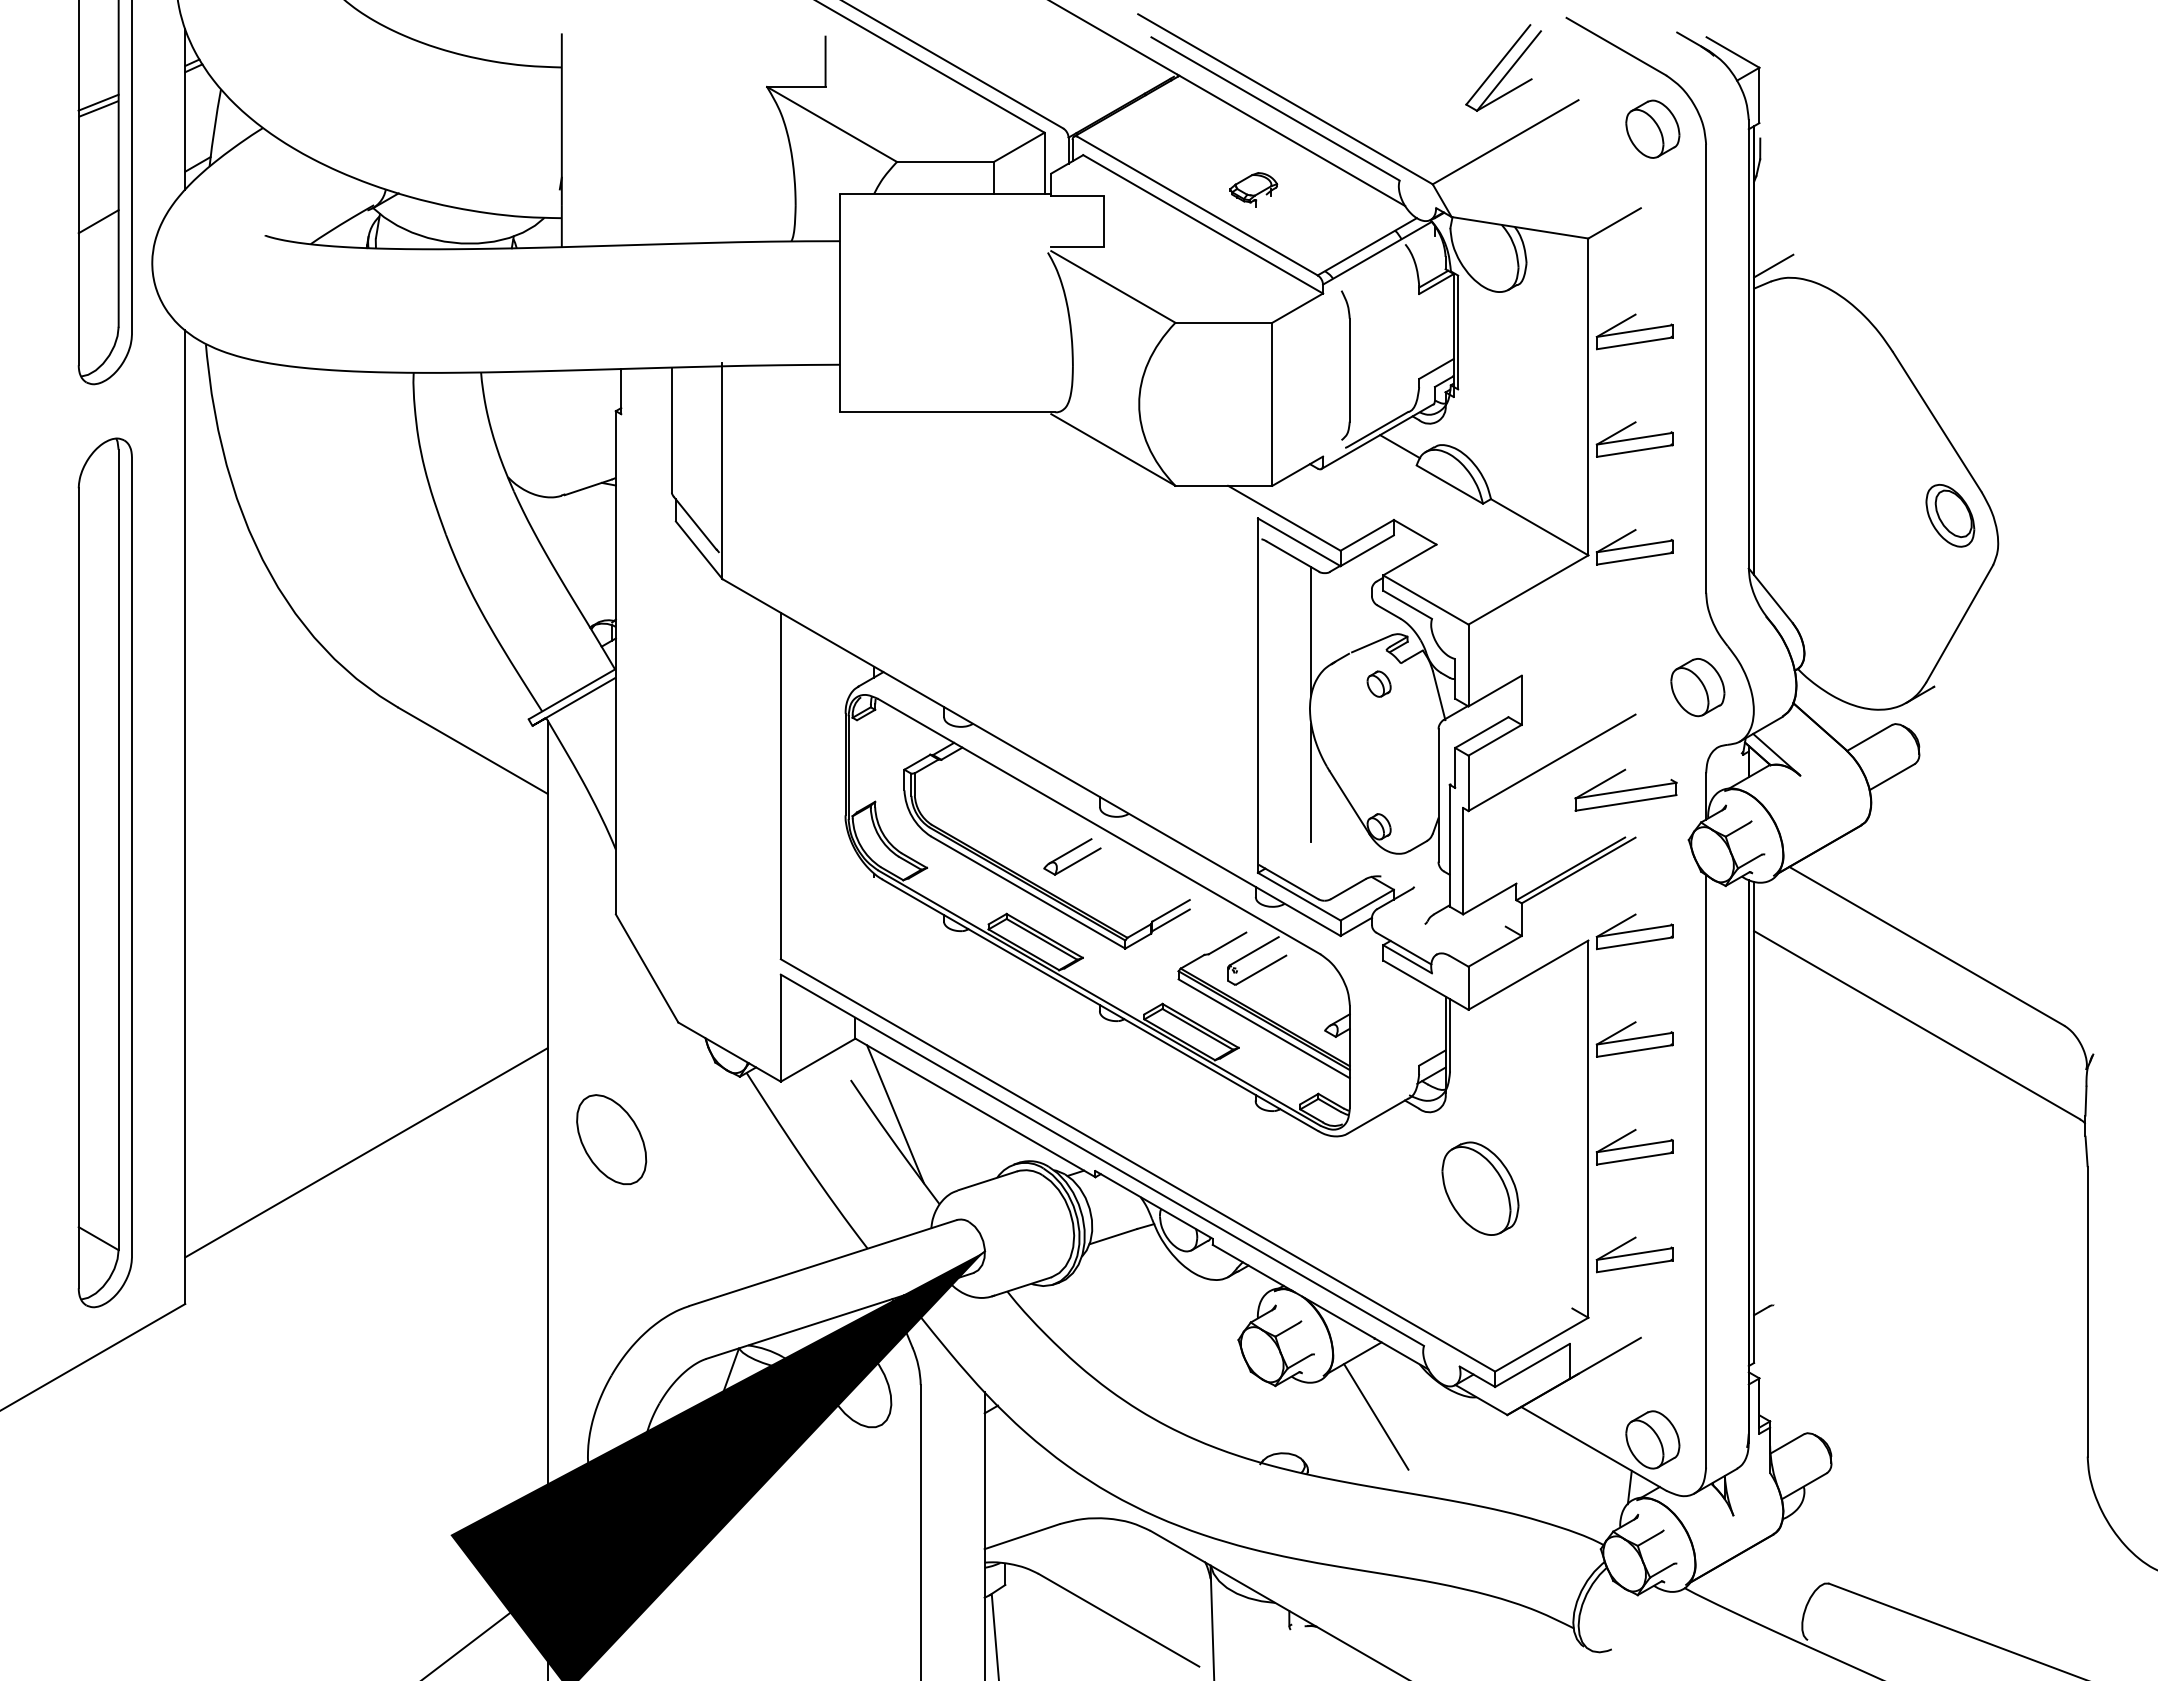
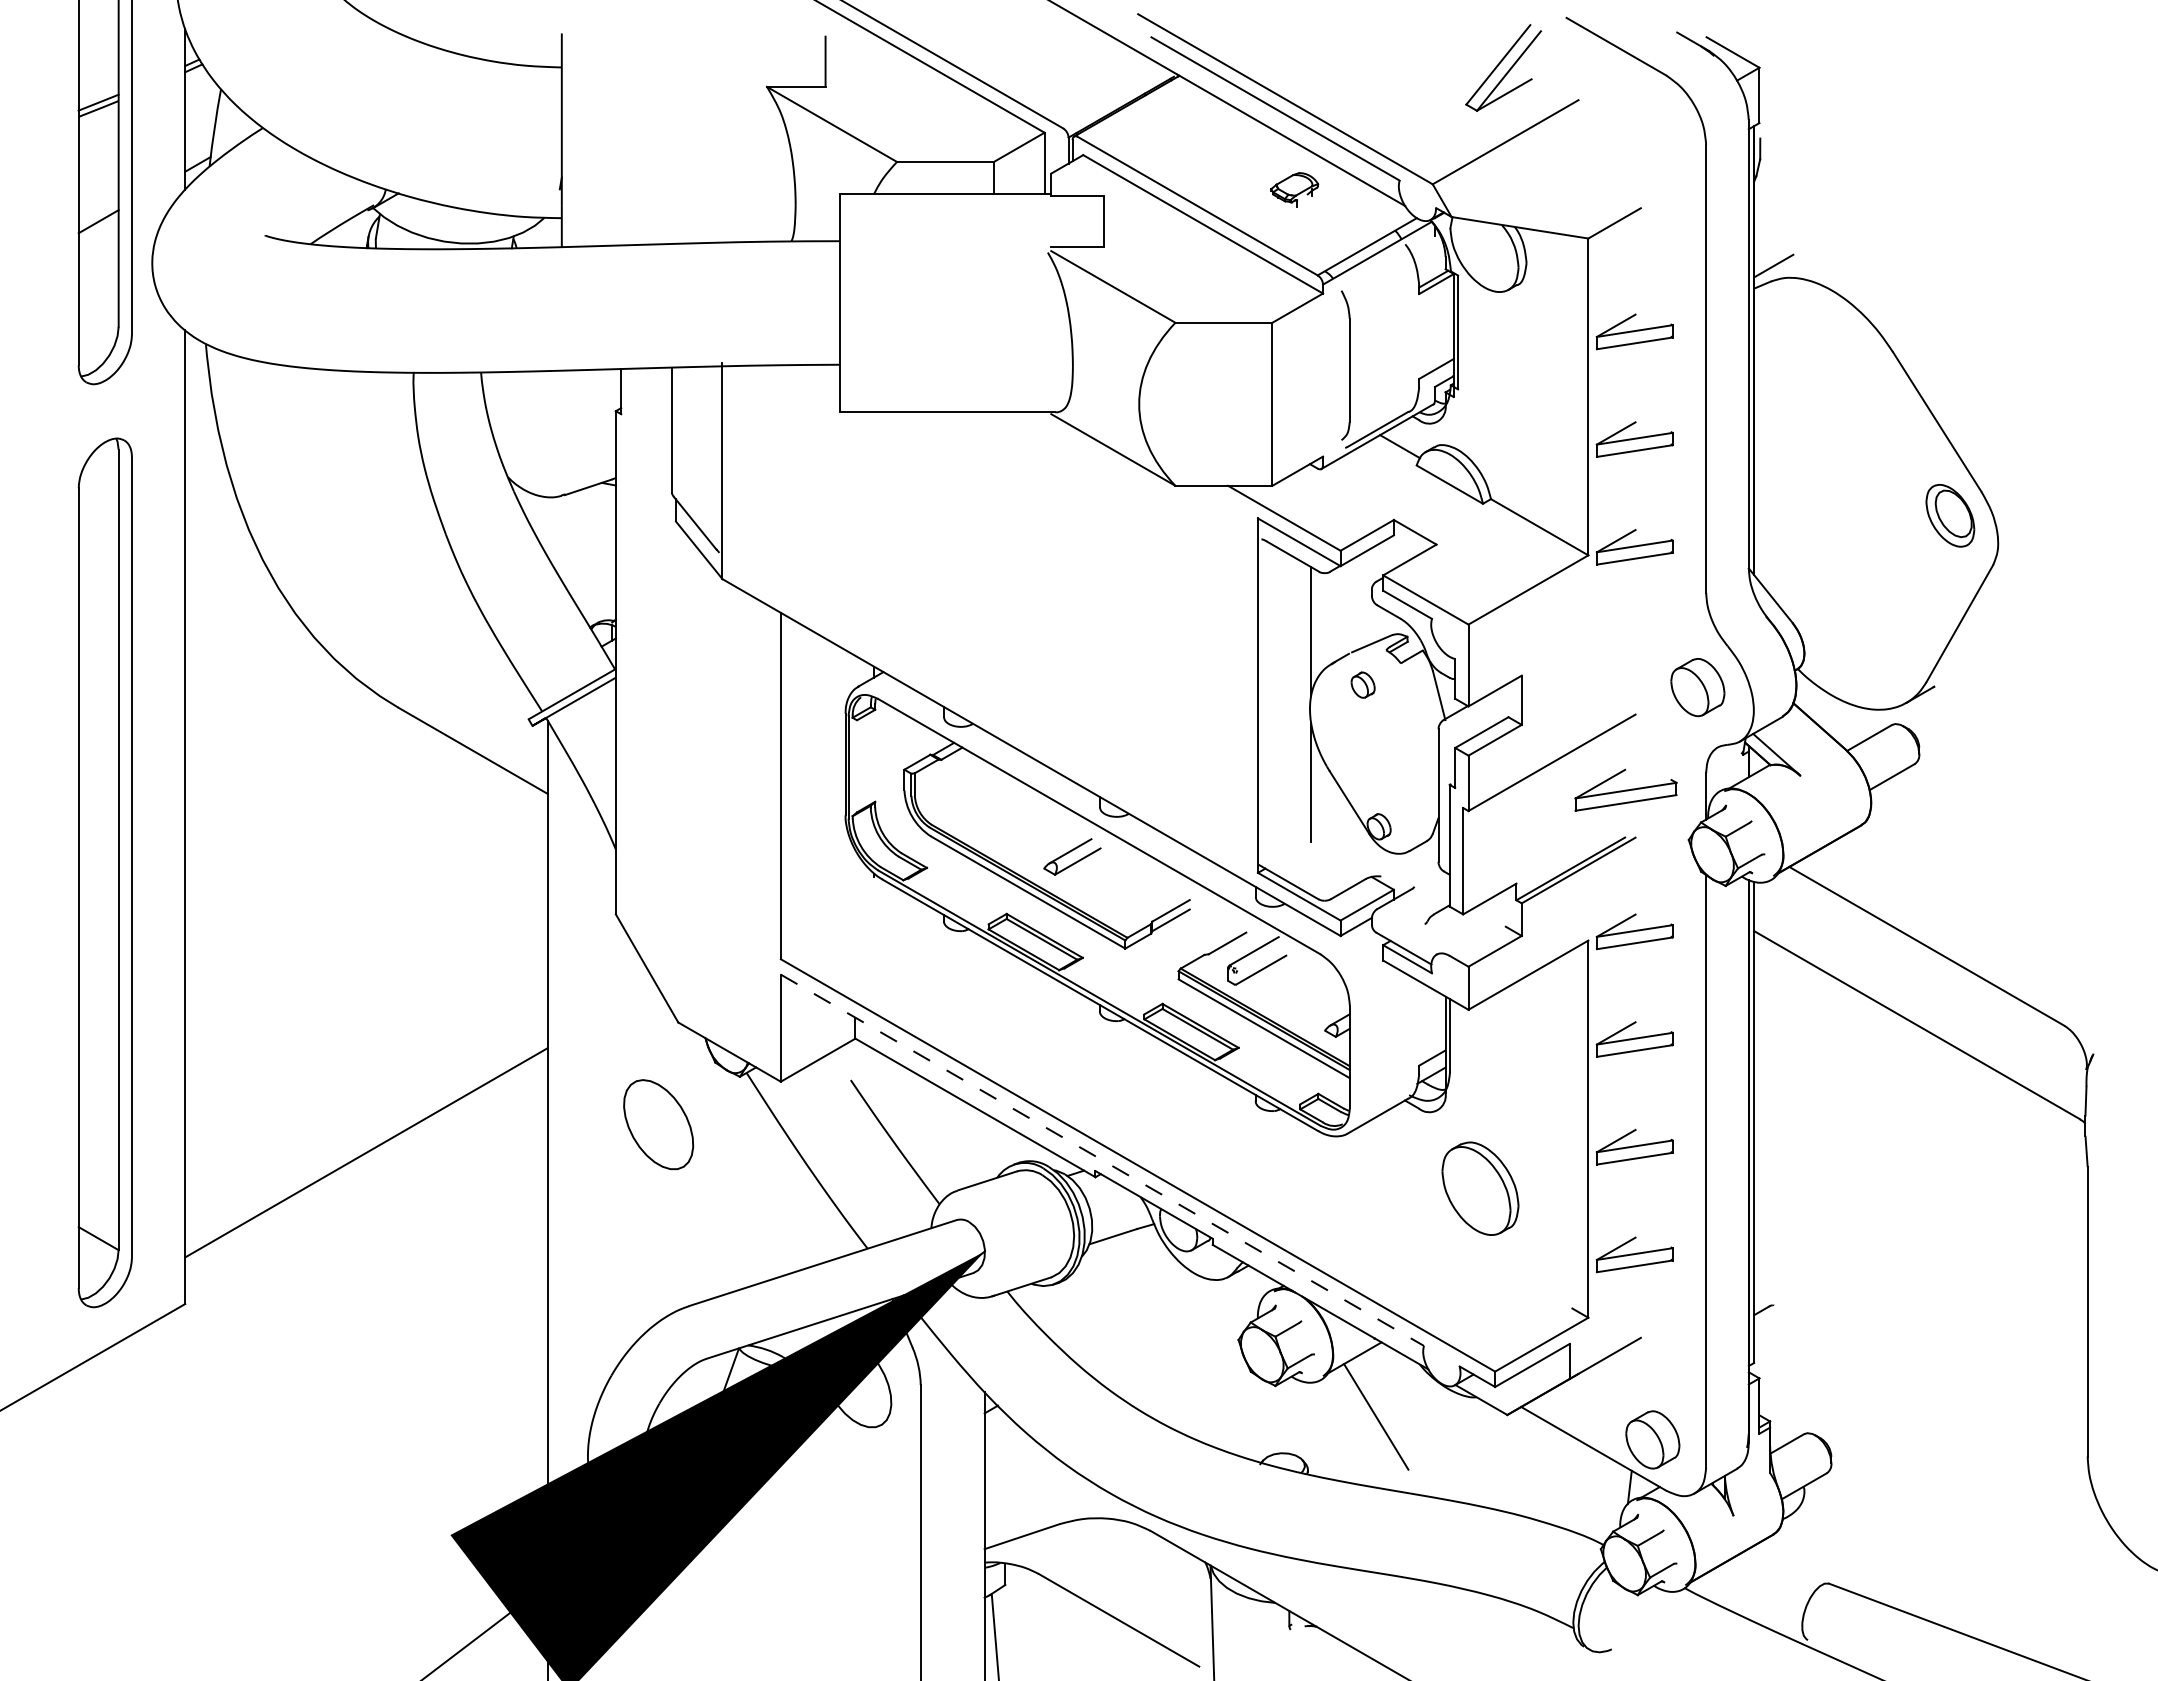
part: present -> none (1652, 128)
part position: (1253, 189) -> (1294, 189) (1294, 189)
part position: (1378, 683) -> (1362, 684) (1362, 684)
line: present -> none (895, 1114)
part position: (611, 1139) -> (658, 1124) (658, 1124)
line: solid -> dashed (1102, 1160)
